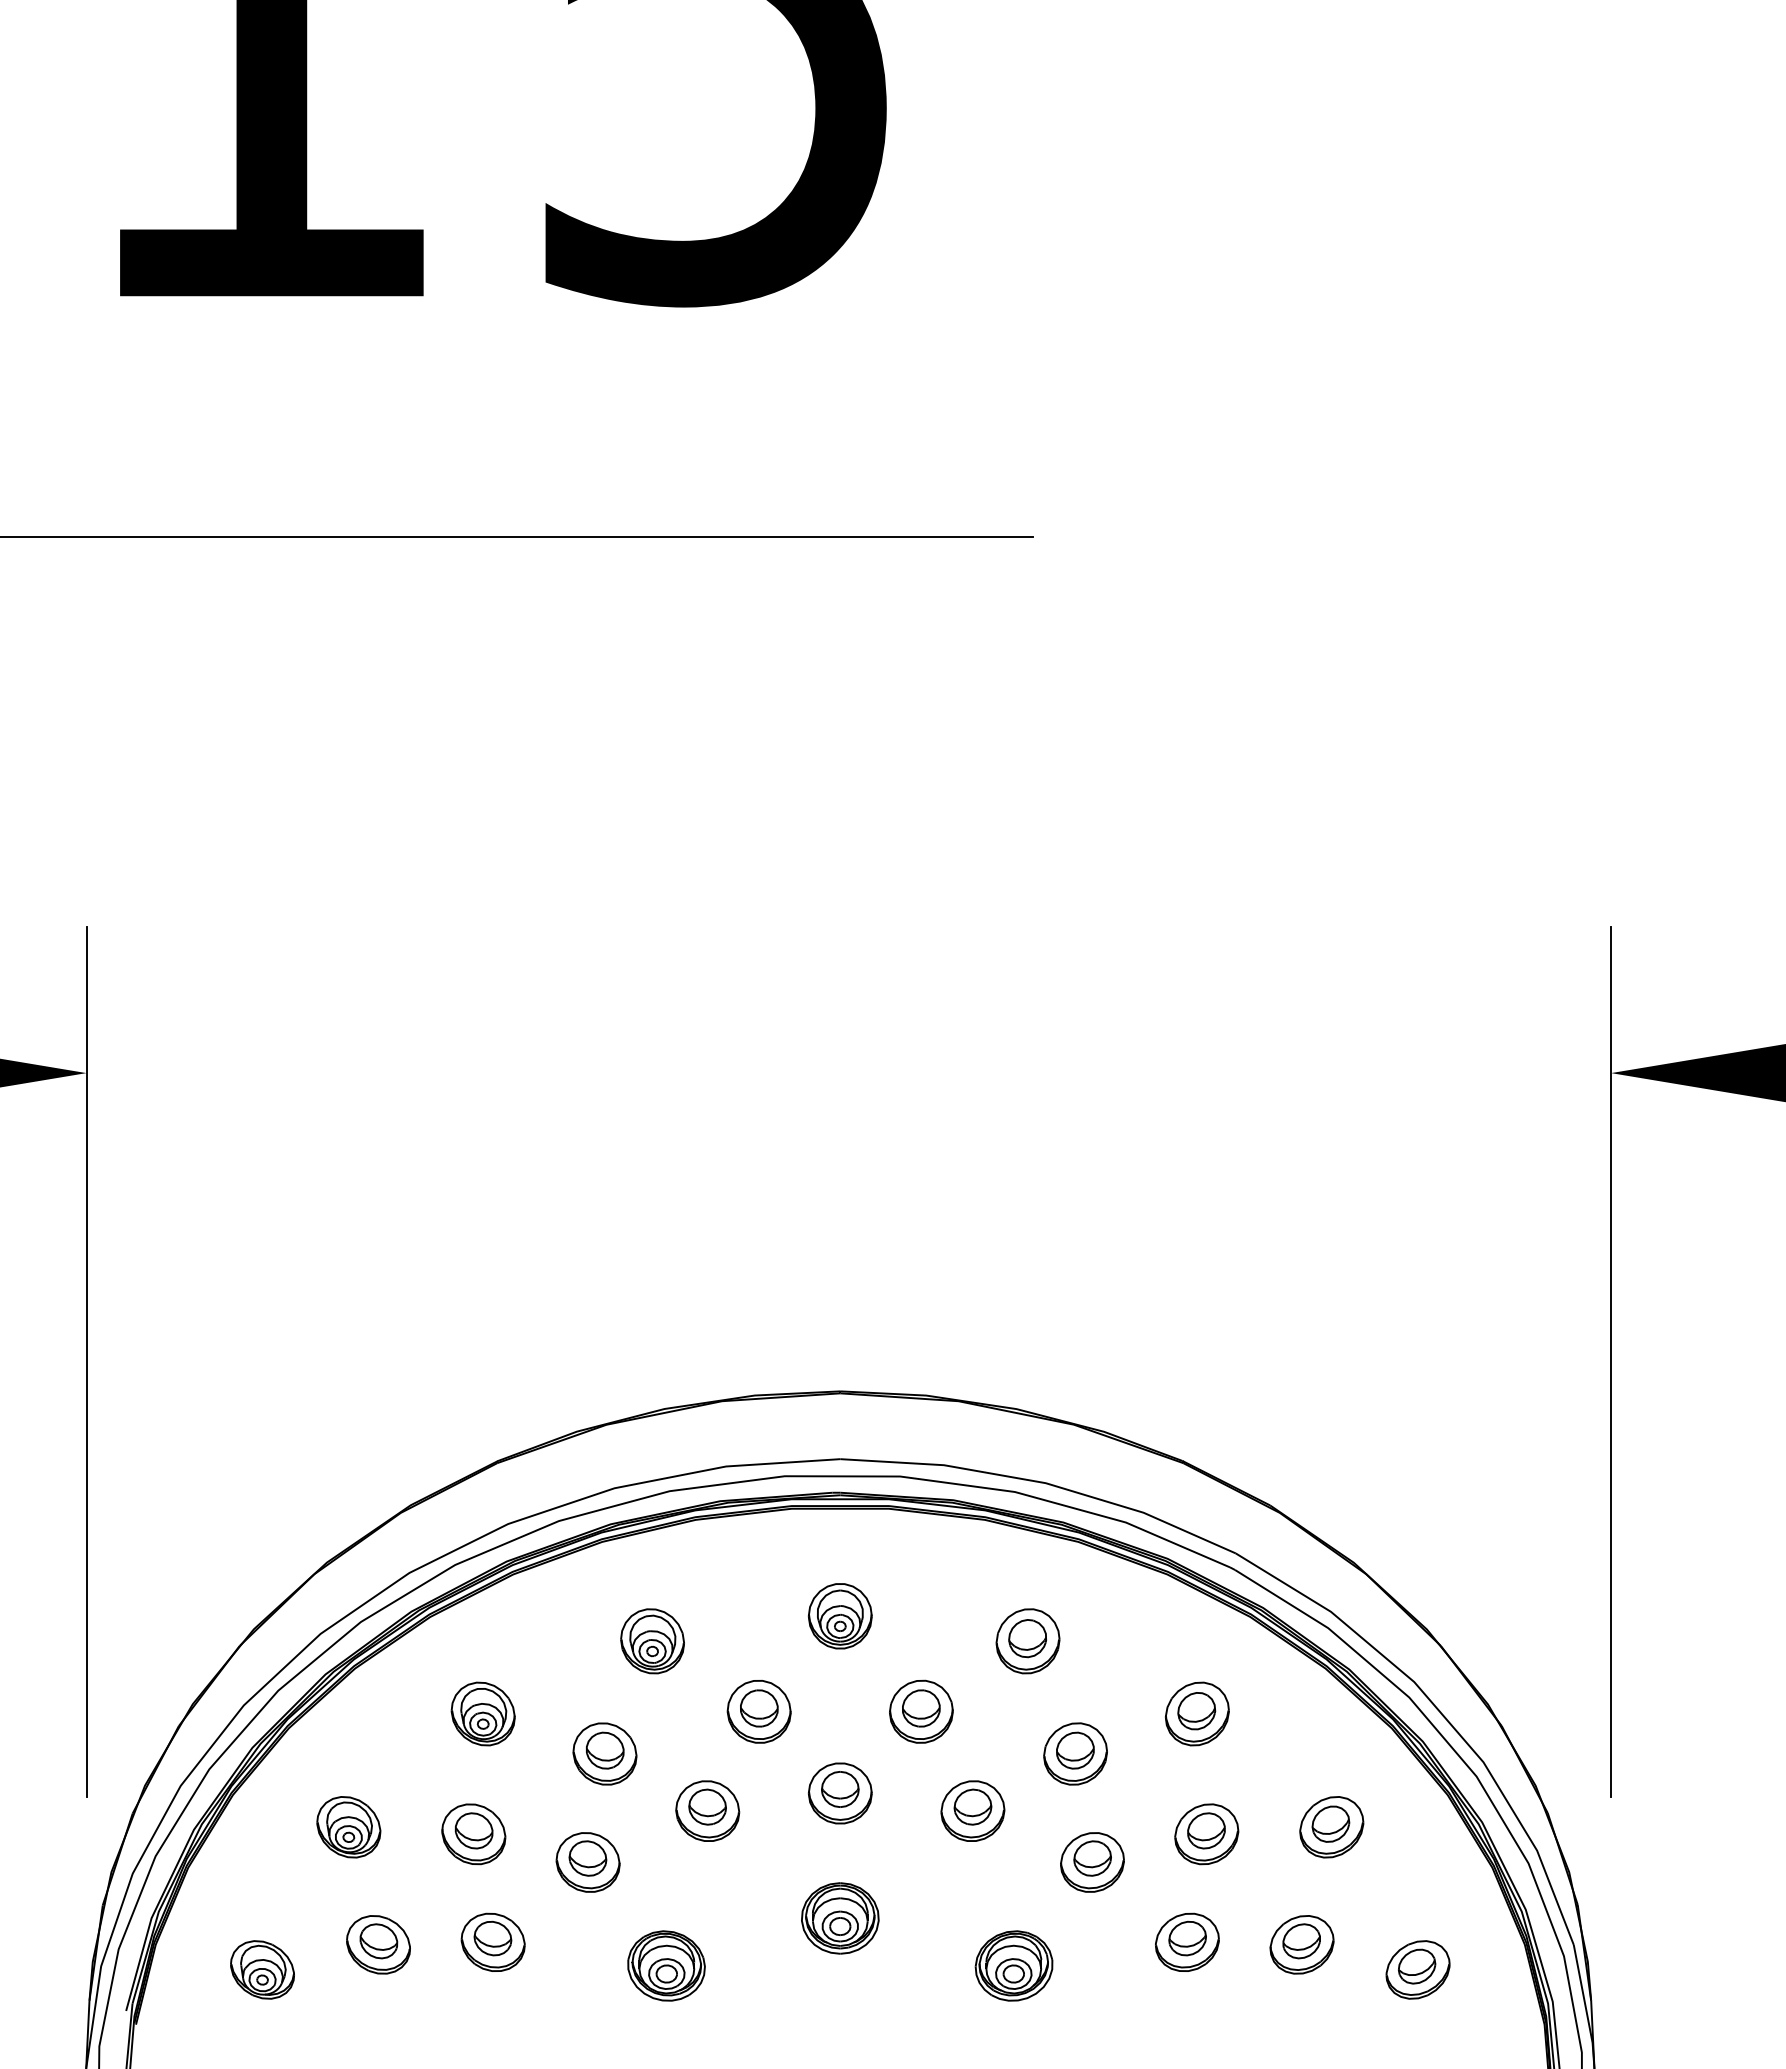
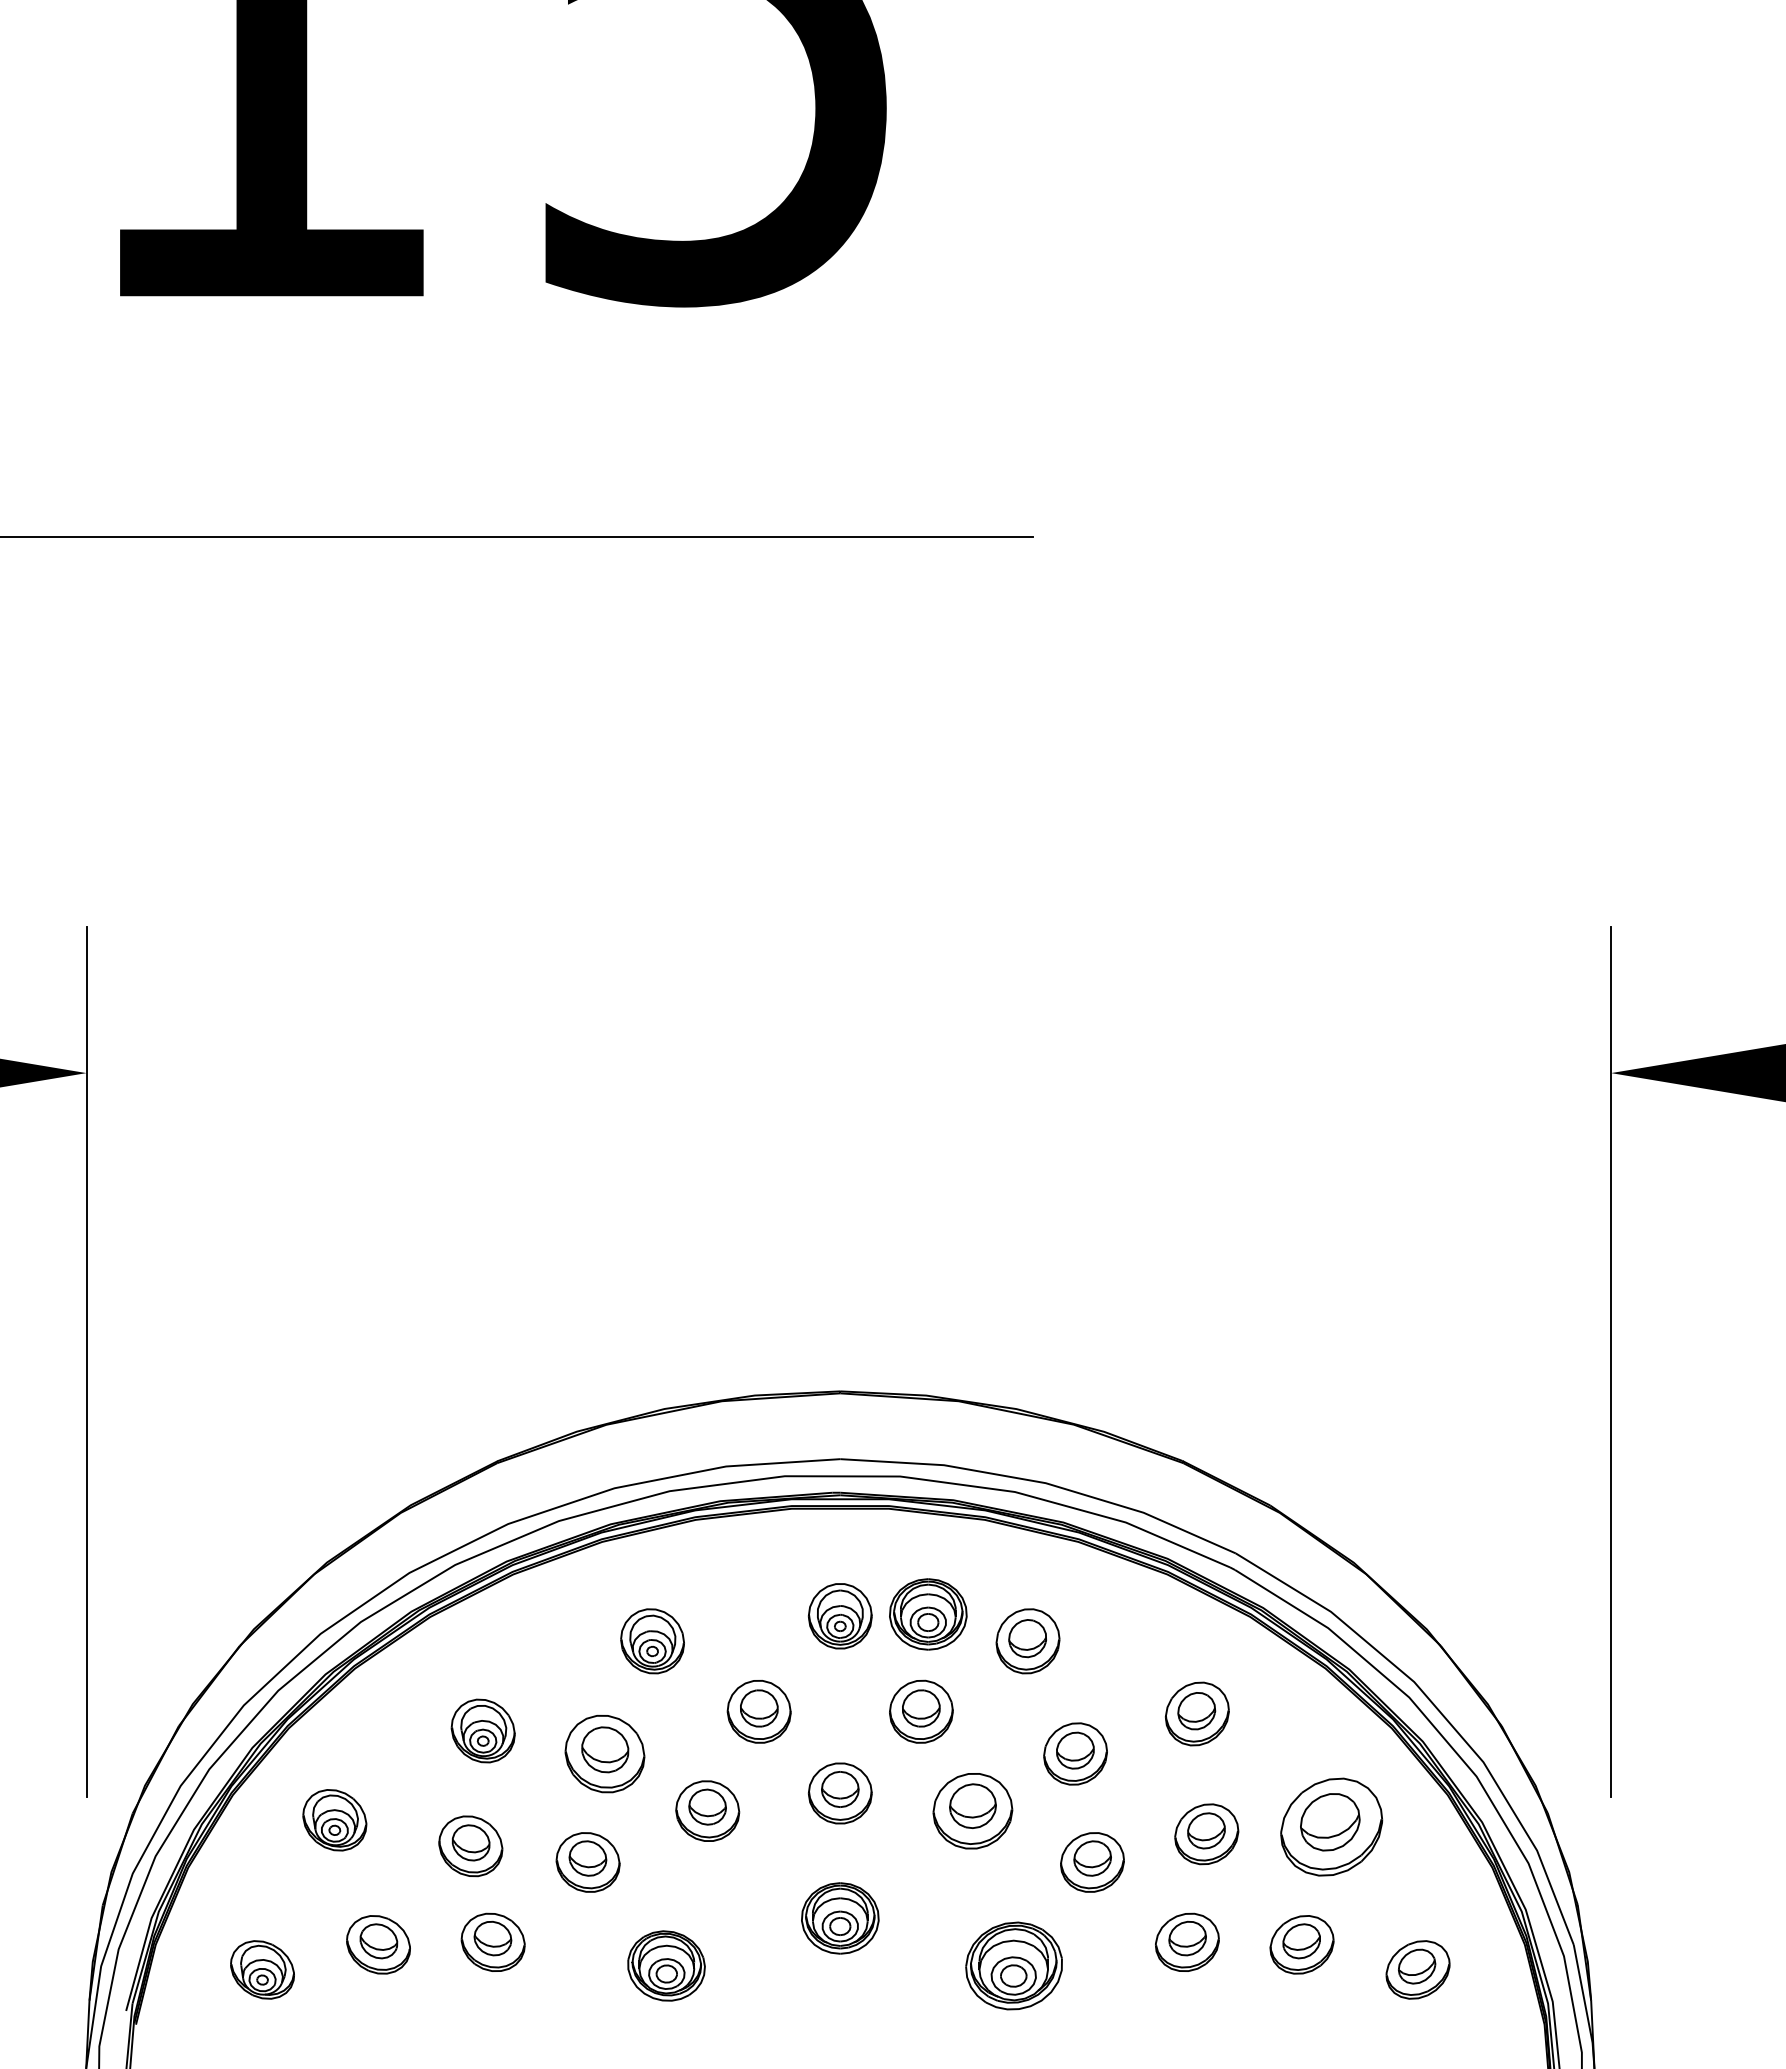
part: none -> present (928, 1614)
part position: (482, 1713) -> (482, 1730) (482, 1730)
part size: 66x64 px -> 82x80 px (604, 1753)
part size: 66x62 px -> 82x77 px (972, 1811)
part position: (348, 1827) -> (334, 1820) (334, 1820)
part size: 66x63 px -> 104x100 px (1331, 1826)
part position: (473, 1834) -> (470, 1846) (470, 1846)
part size: 80x72 px -> 98x90 px (1013, 1965)
